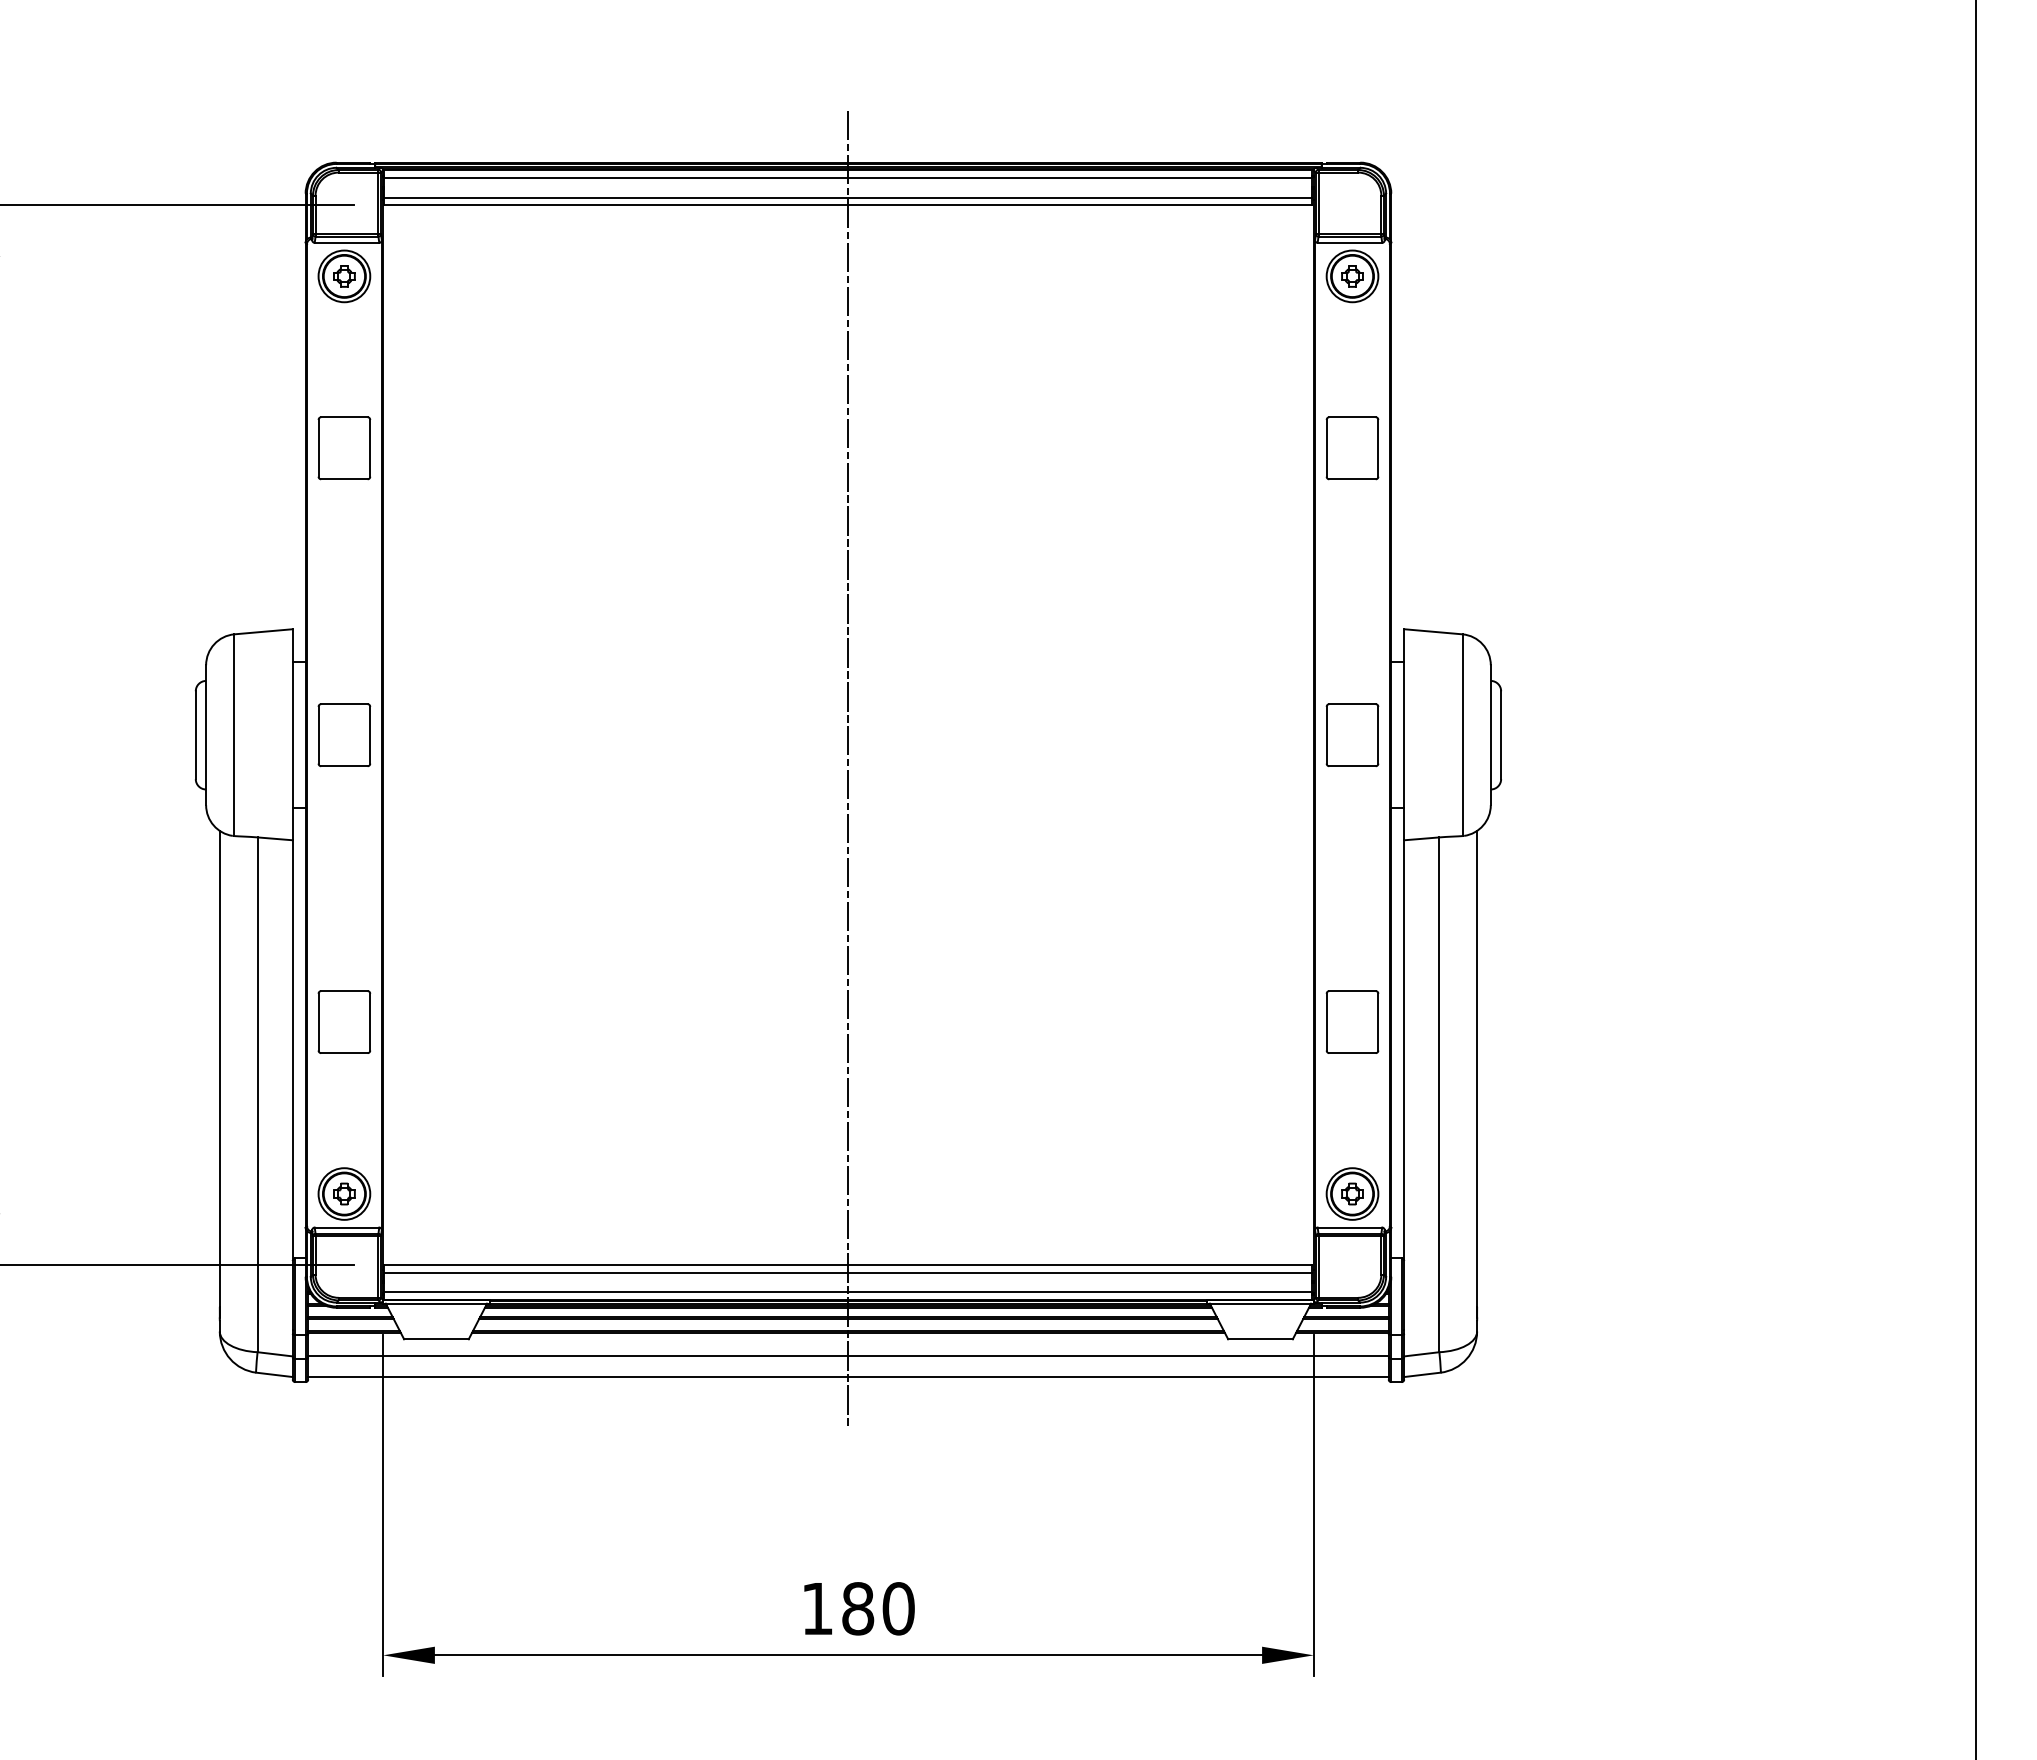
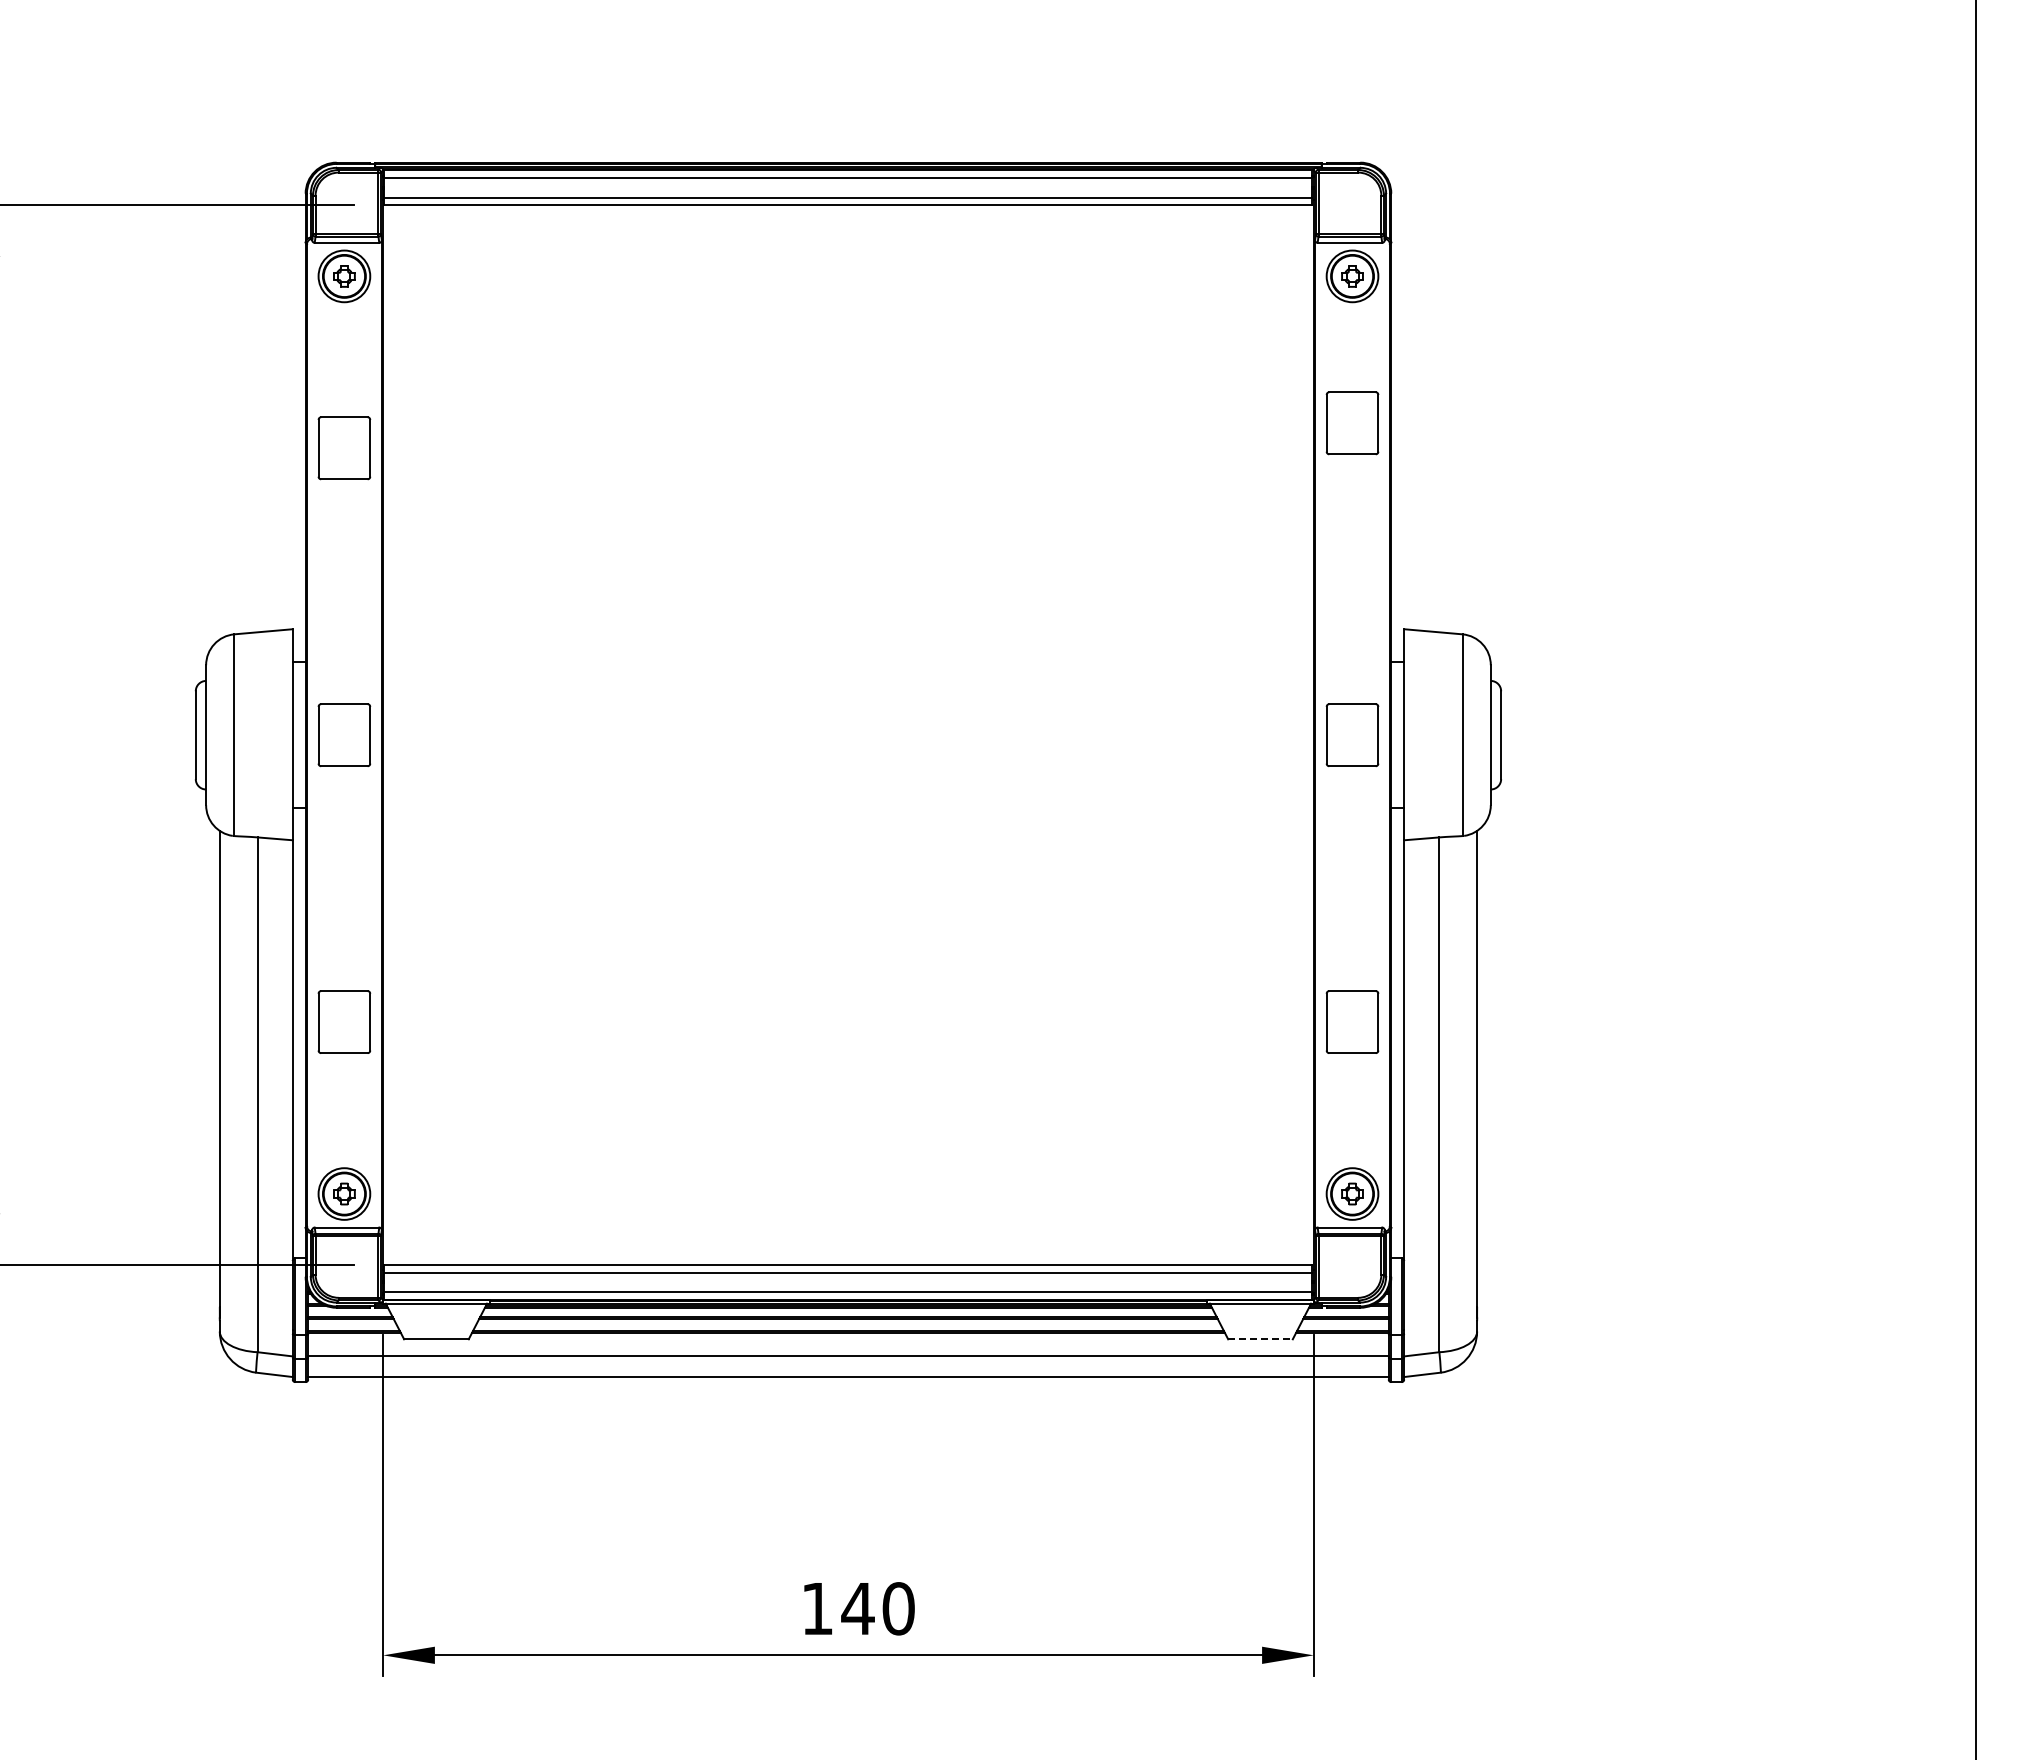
part position: (1352, 448) -> (1352, 423) (1352, 423)
line: present -> none (848, 769)
line: solid -> dashed (1261, 1339)
text: 180 -> 140 (857, 1608)
